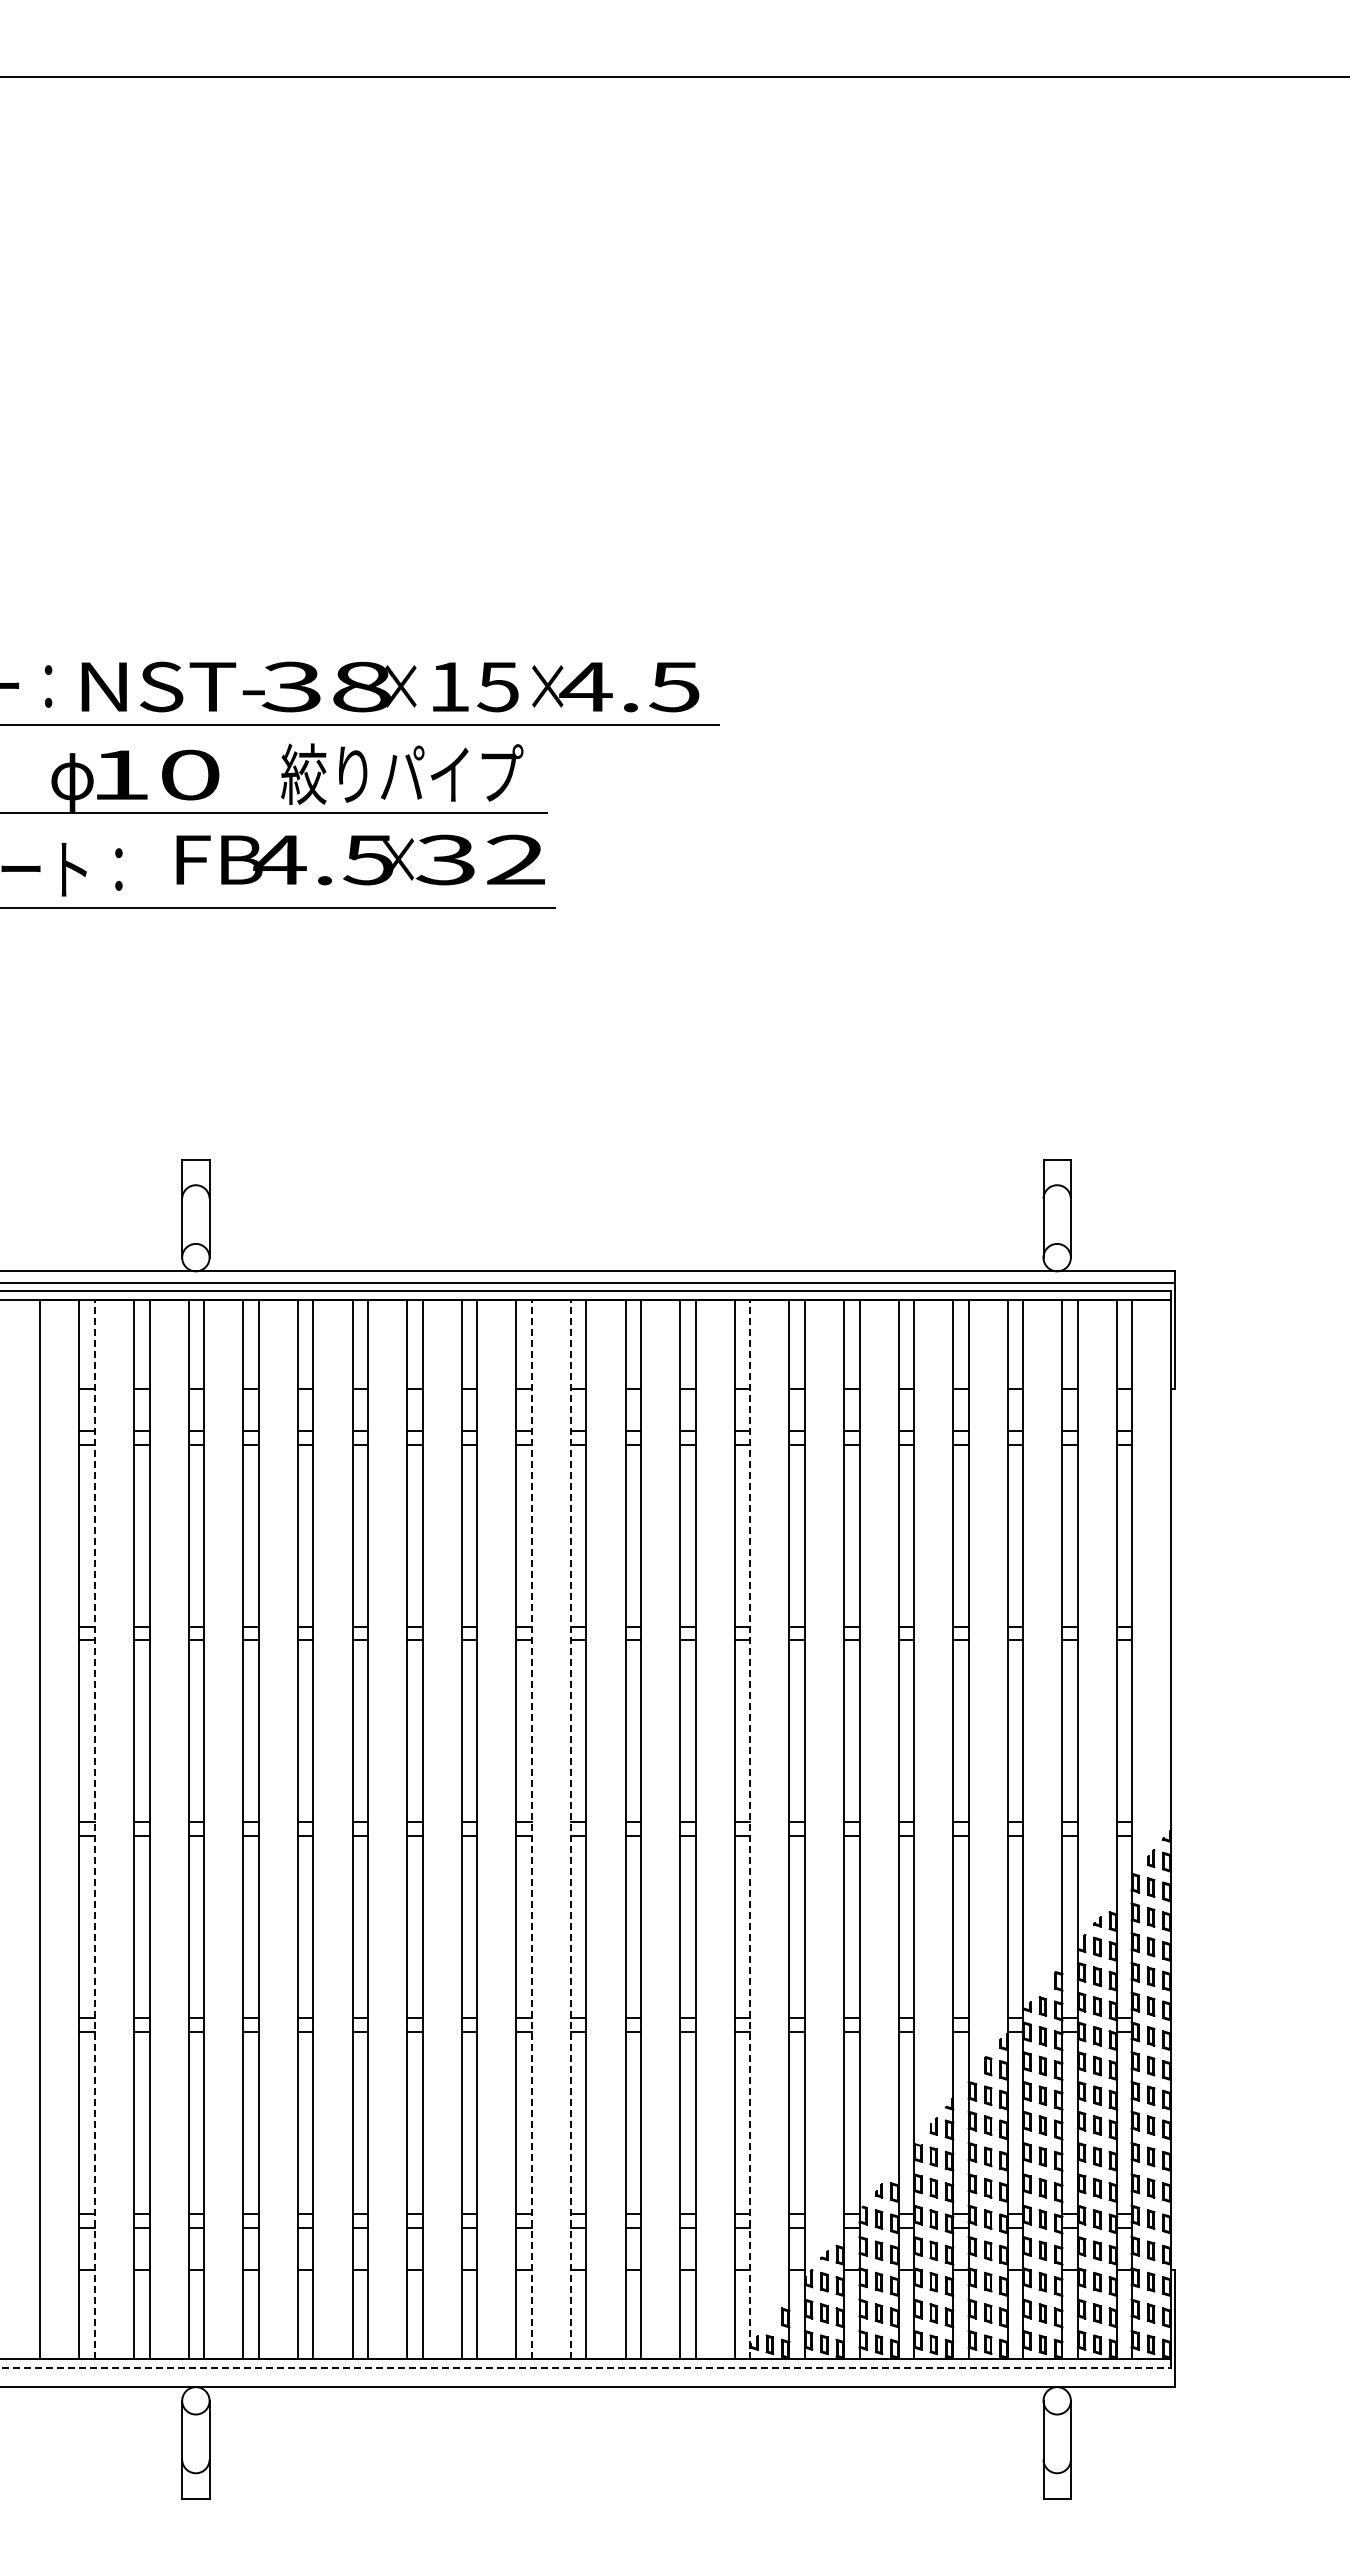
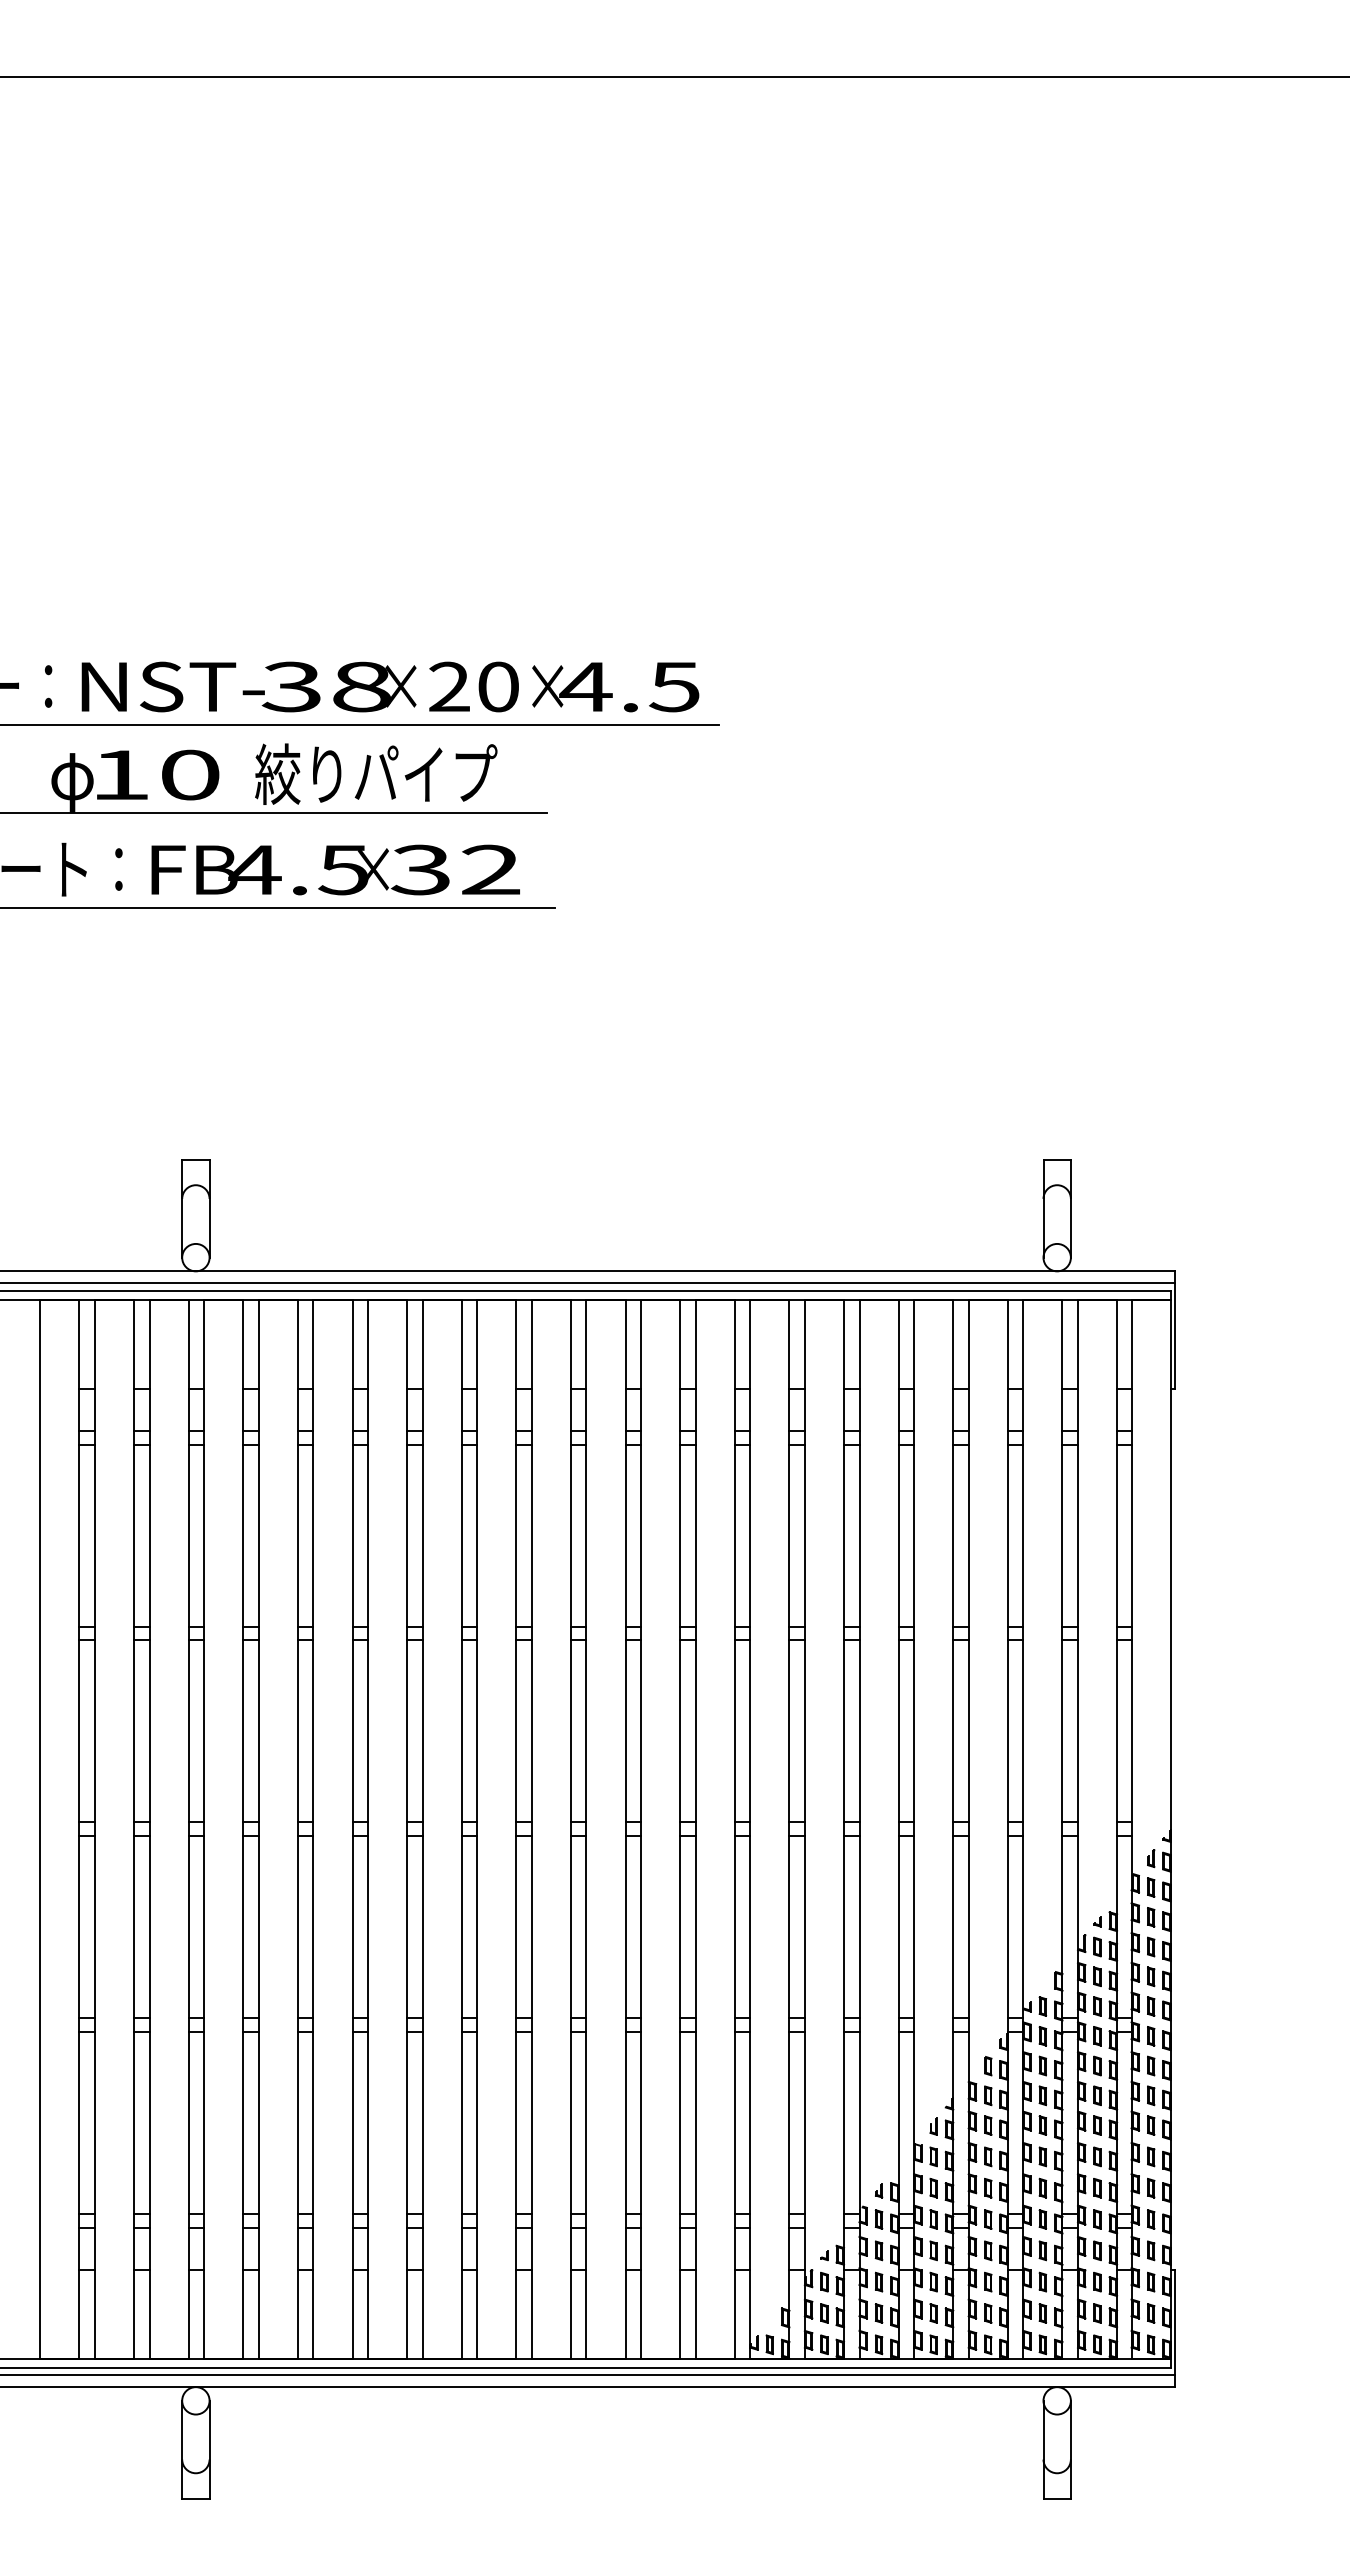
text: 15 -> 20 (473, 686)
text position: (402, 773) -> (376, 773) (376, 773)
text position: (360, 859) -> (335, 869) (335, 869)
line: dashed -> solid (94, 1829)
line: dashed -> solid (531, 1829)
line: dashed -> solid (570, 1829)
line: dashed -> solid (750, 1829)
line: dashed -> solid (585, 2367)
line: none -> present (588, 2375)
